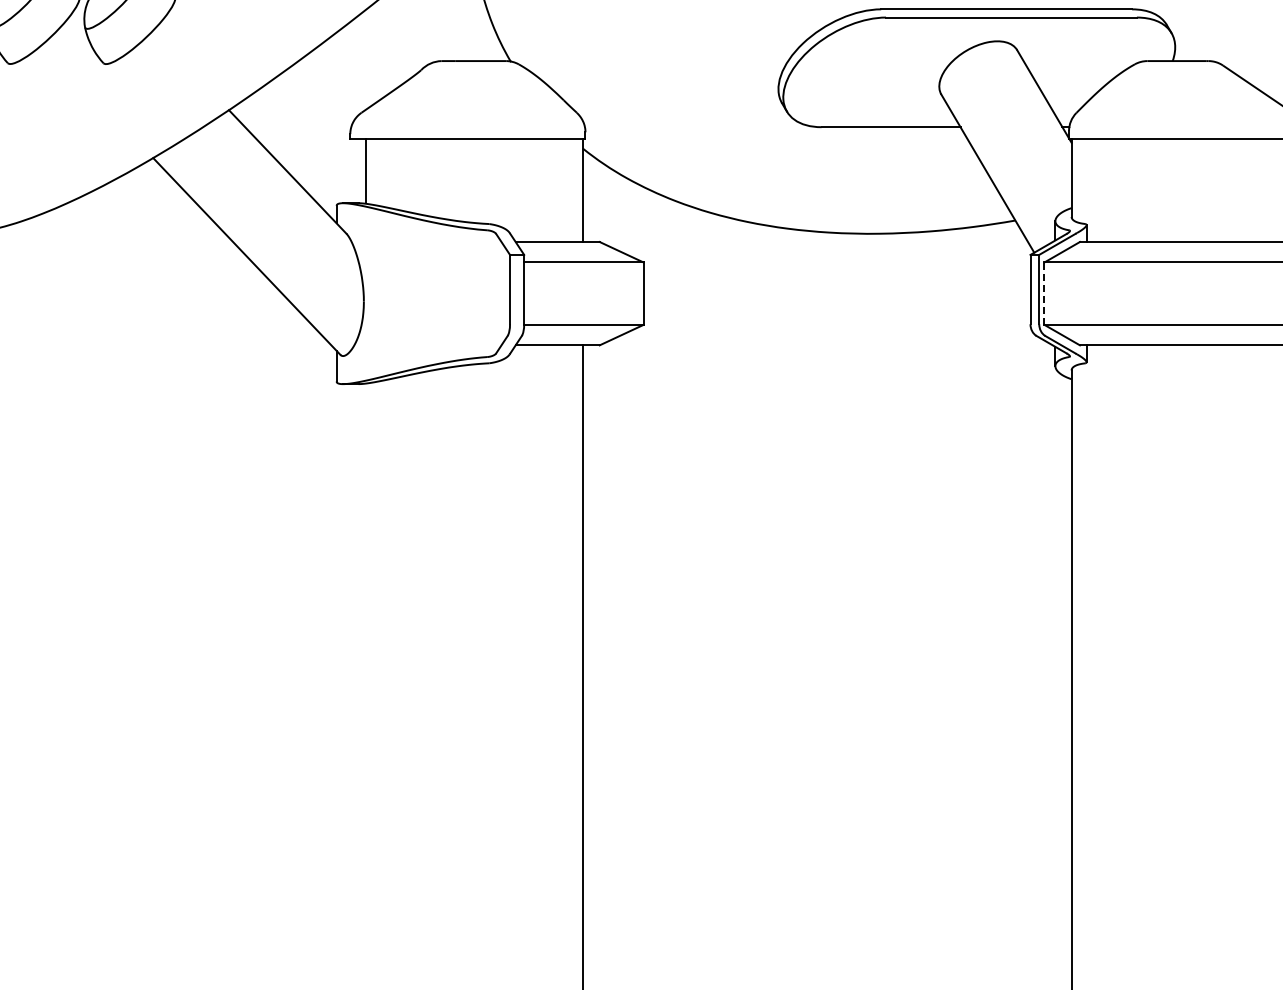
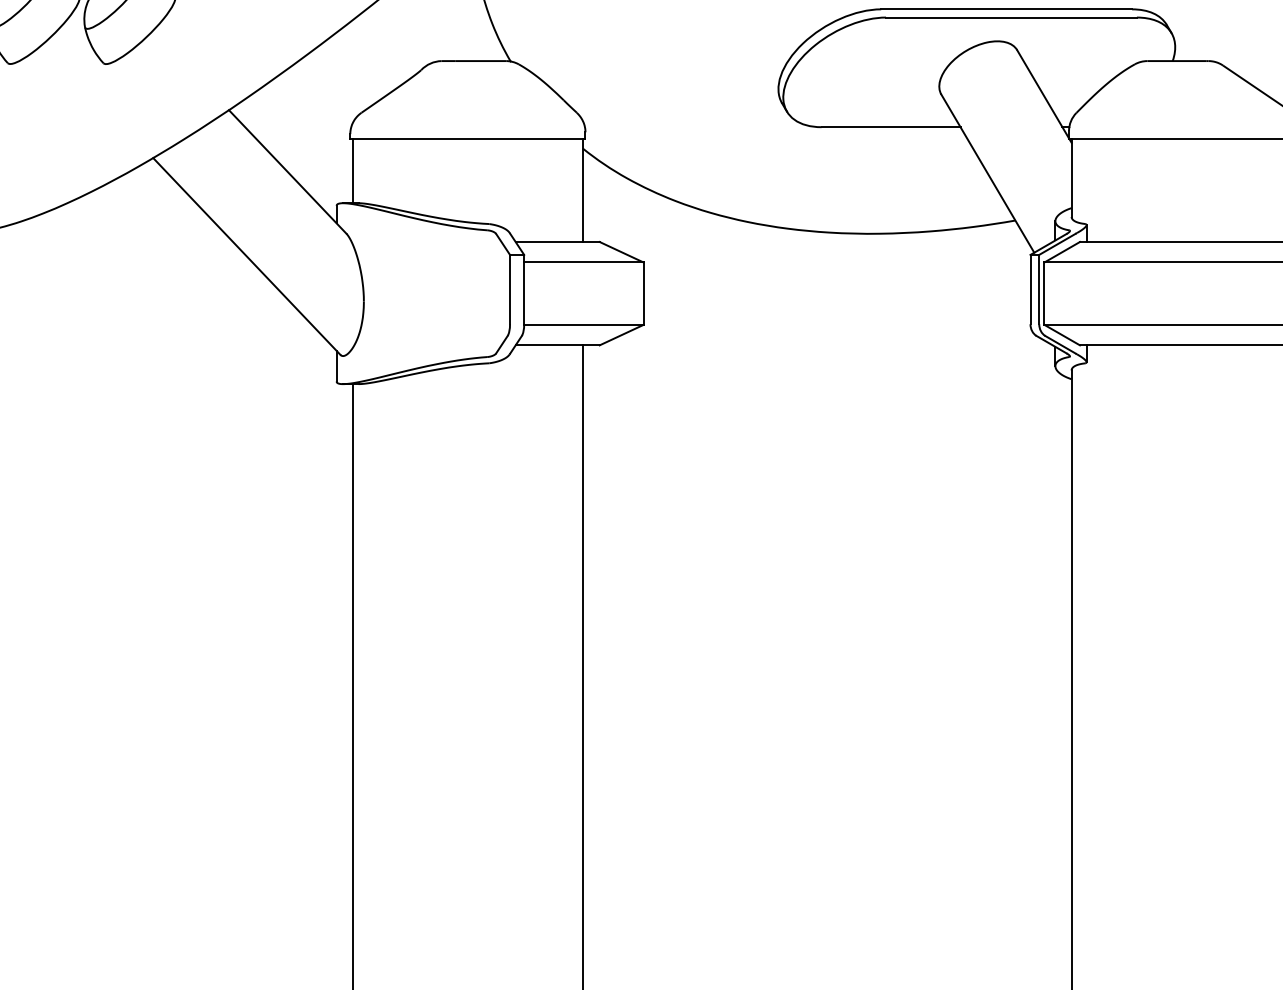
line position: (365, 170) -> (352, 170) (352, 170)
line: dashed -> solid (1044, 293)
line: none -> present (352, 685)
